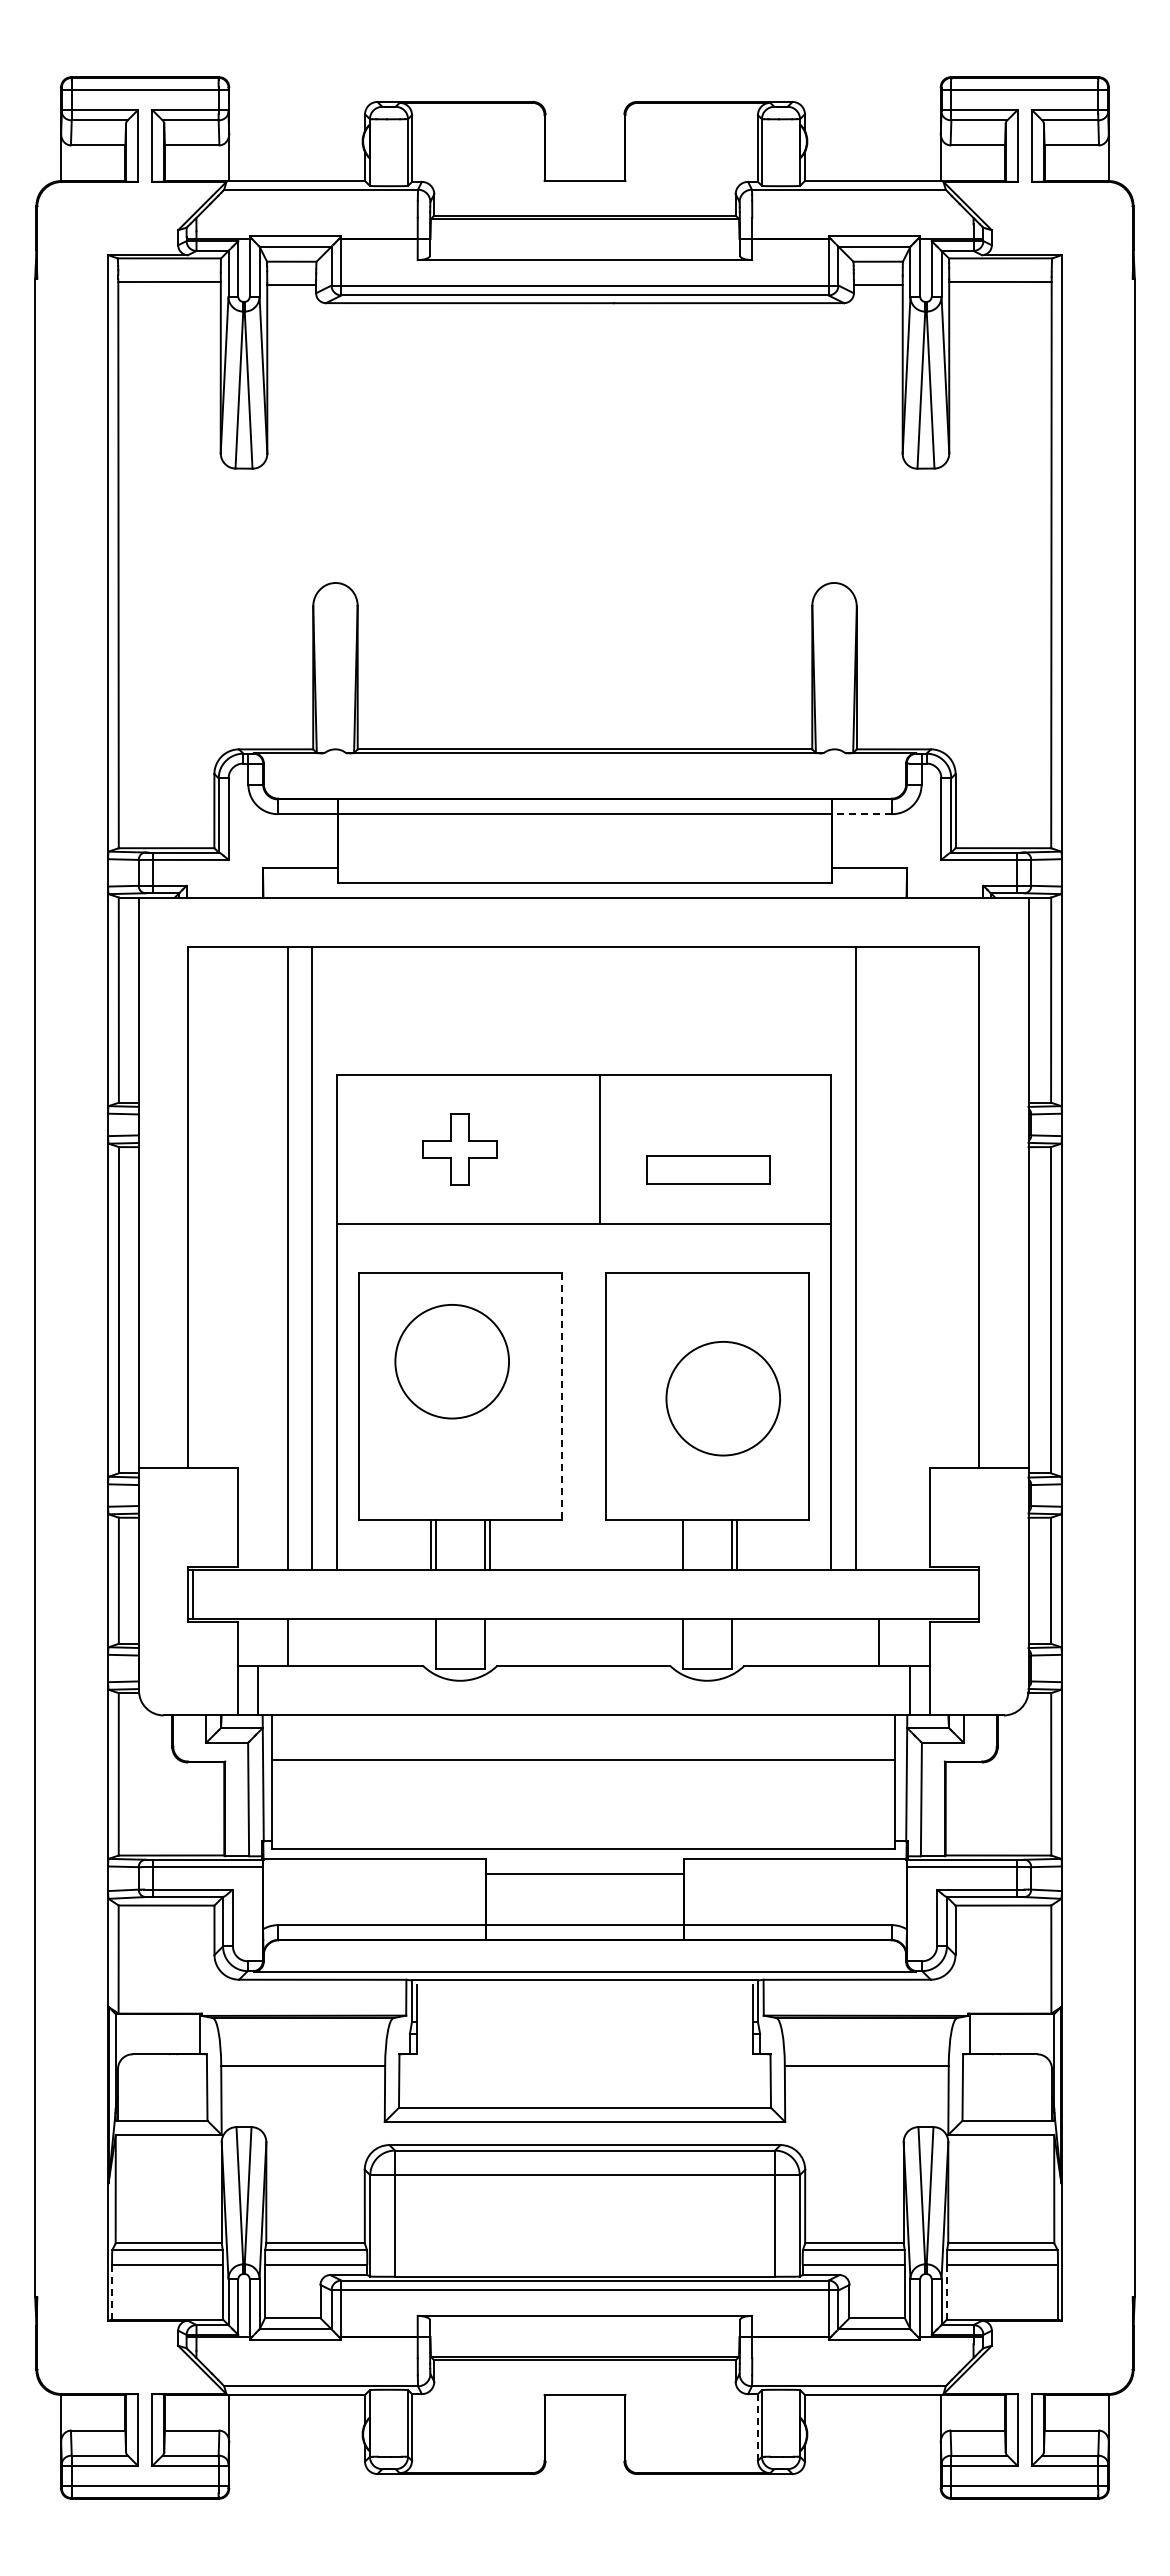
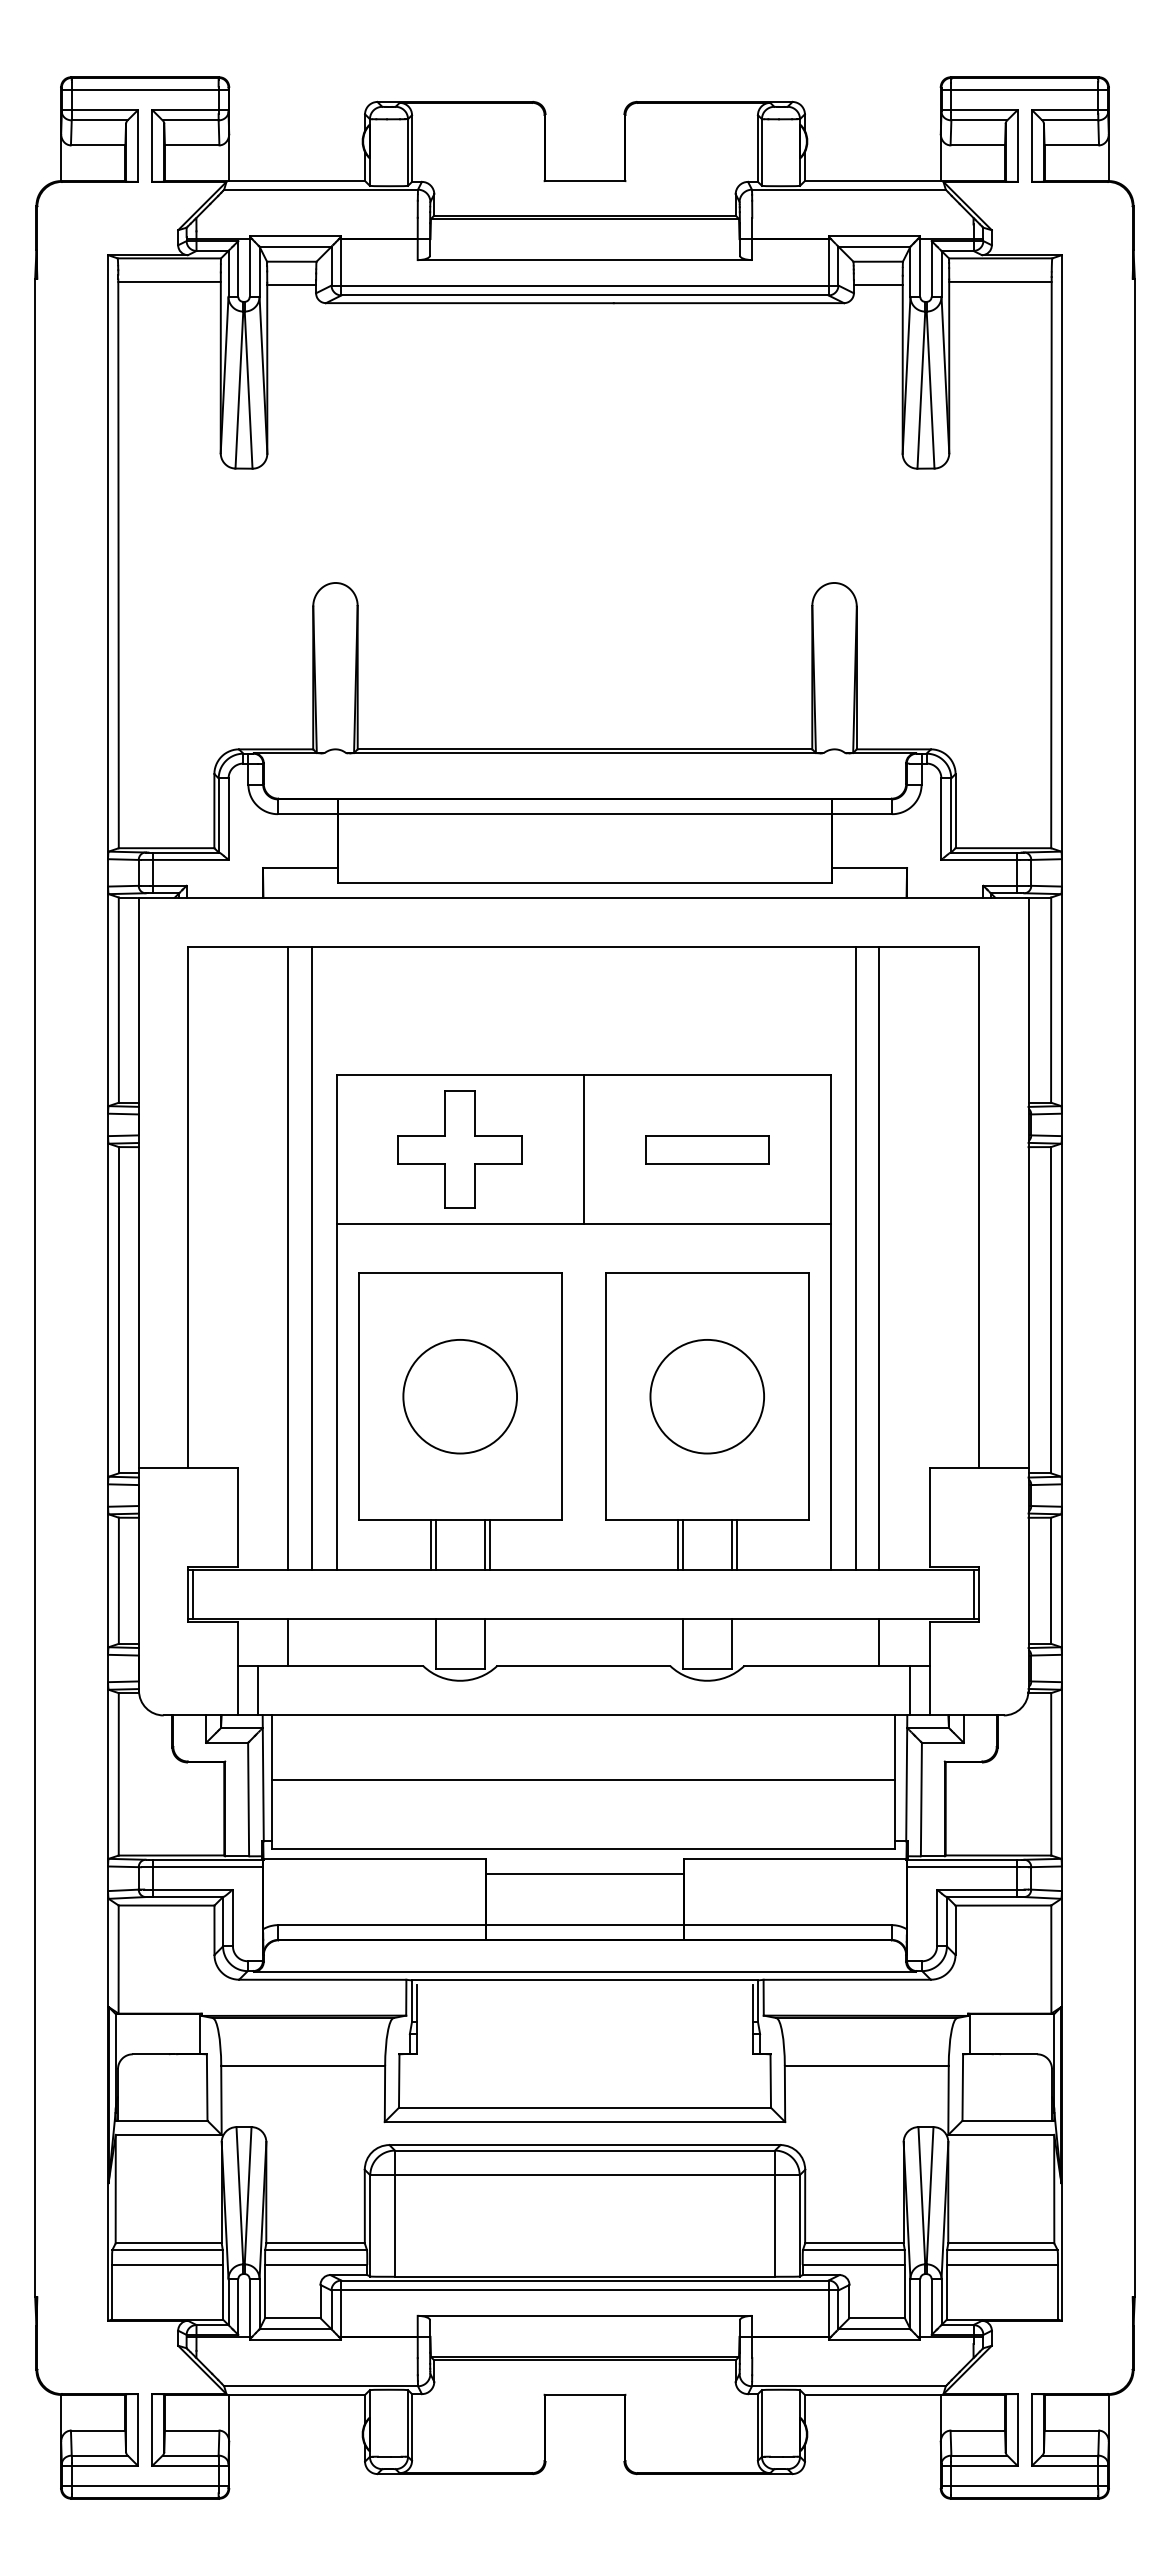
line: dashed -> solid (862, 814)
part size: 76x73 px -> 126x119 px (459, 1149)
line position: (599, 1149) -> (583, 1149) (583, 1149)
part position: (708, 1169) -> (707, 1149) (707, 1149)
line: none -> present (879, 1258)
circle position: (451, 1361) -> (459, 1396) (459, 1396)
line: dashed -> solid (561, 1396)
circle position: (722, 1398) -> (706, 1396) (706, 1396)
line: none -> present (677, 1544)
line: none -> present (974, 1594)
line position: (583, 1759) -> (583, 1779) (583, 1779)
line: dashed -> solid (112, 2291)
line: dashed -> solid (947, 2291)
line: dashed -> solid (757, 2427)
